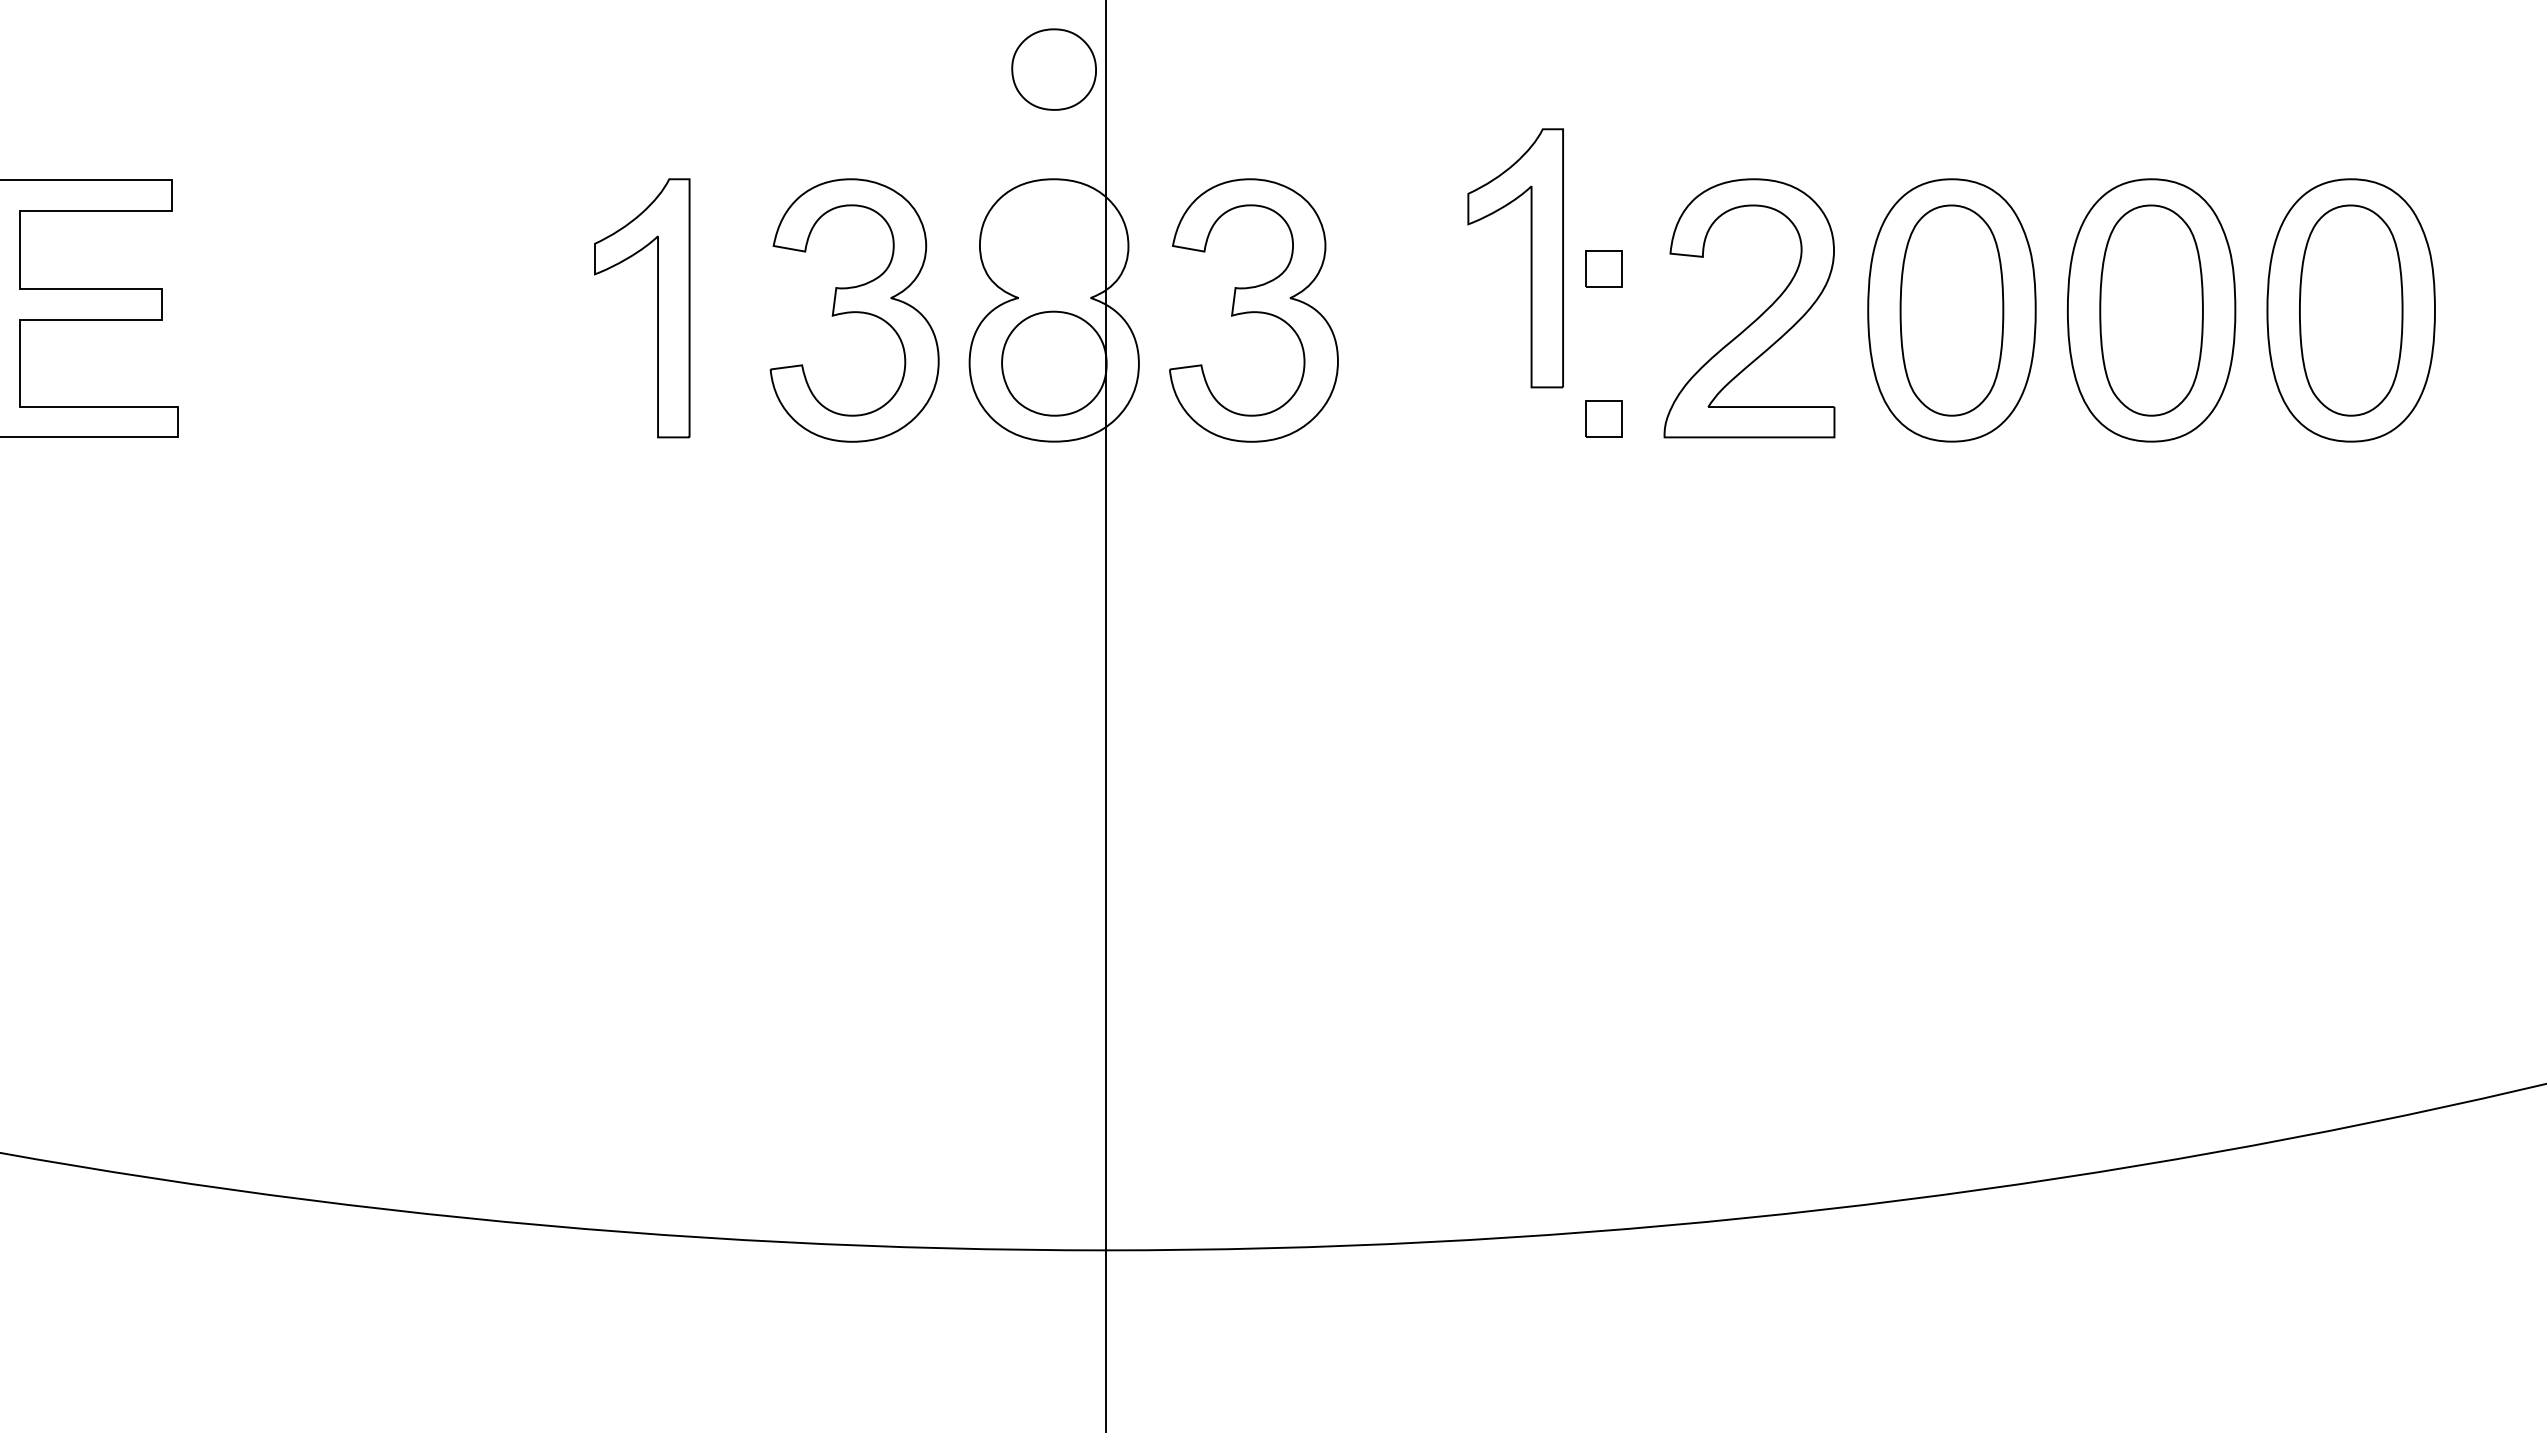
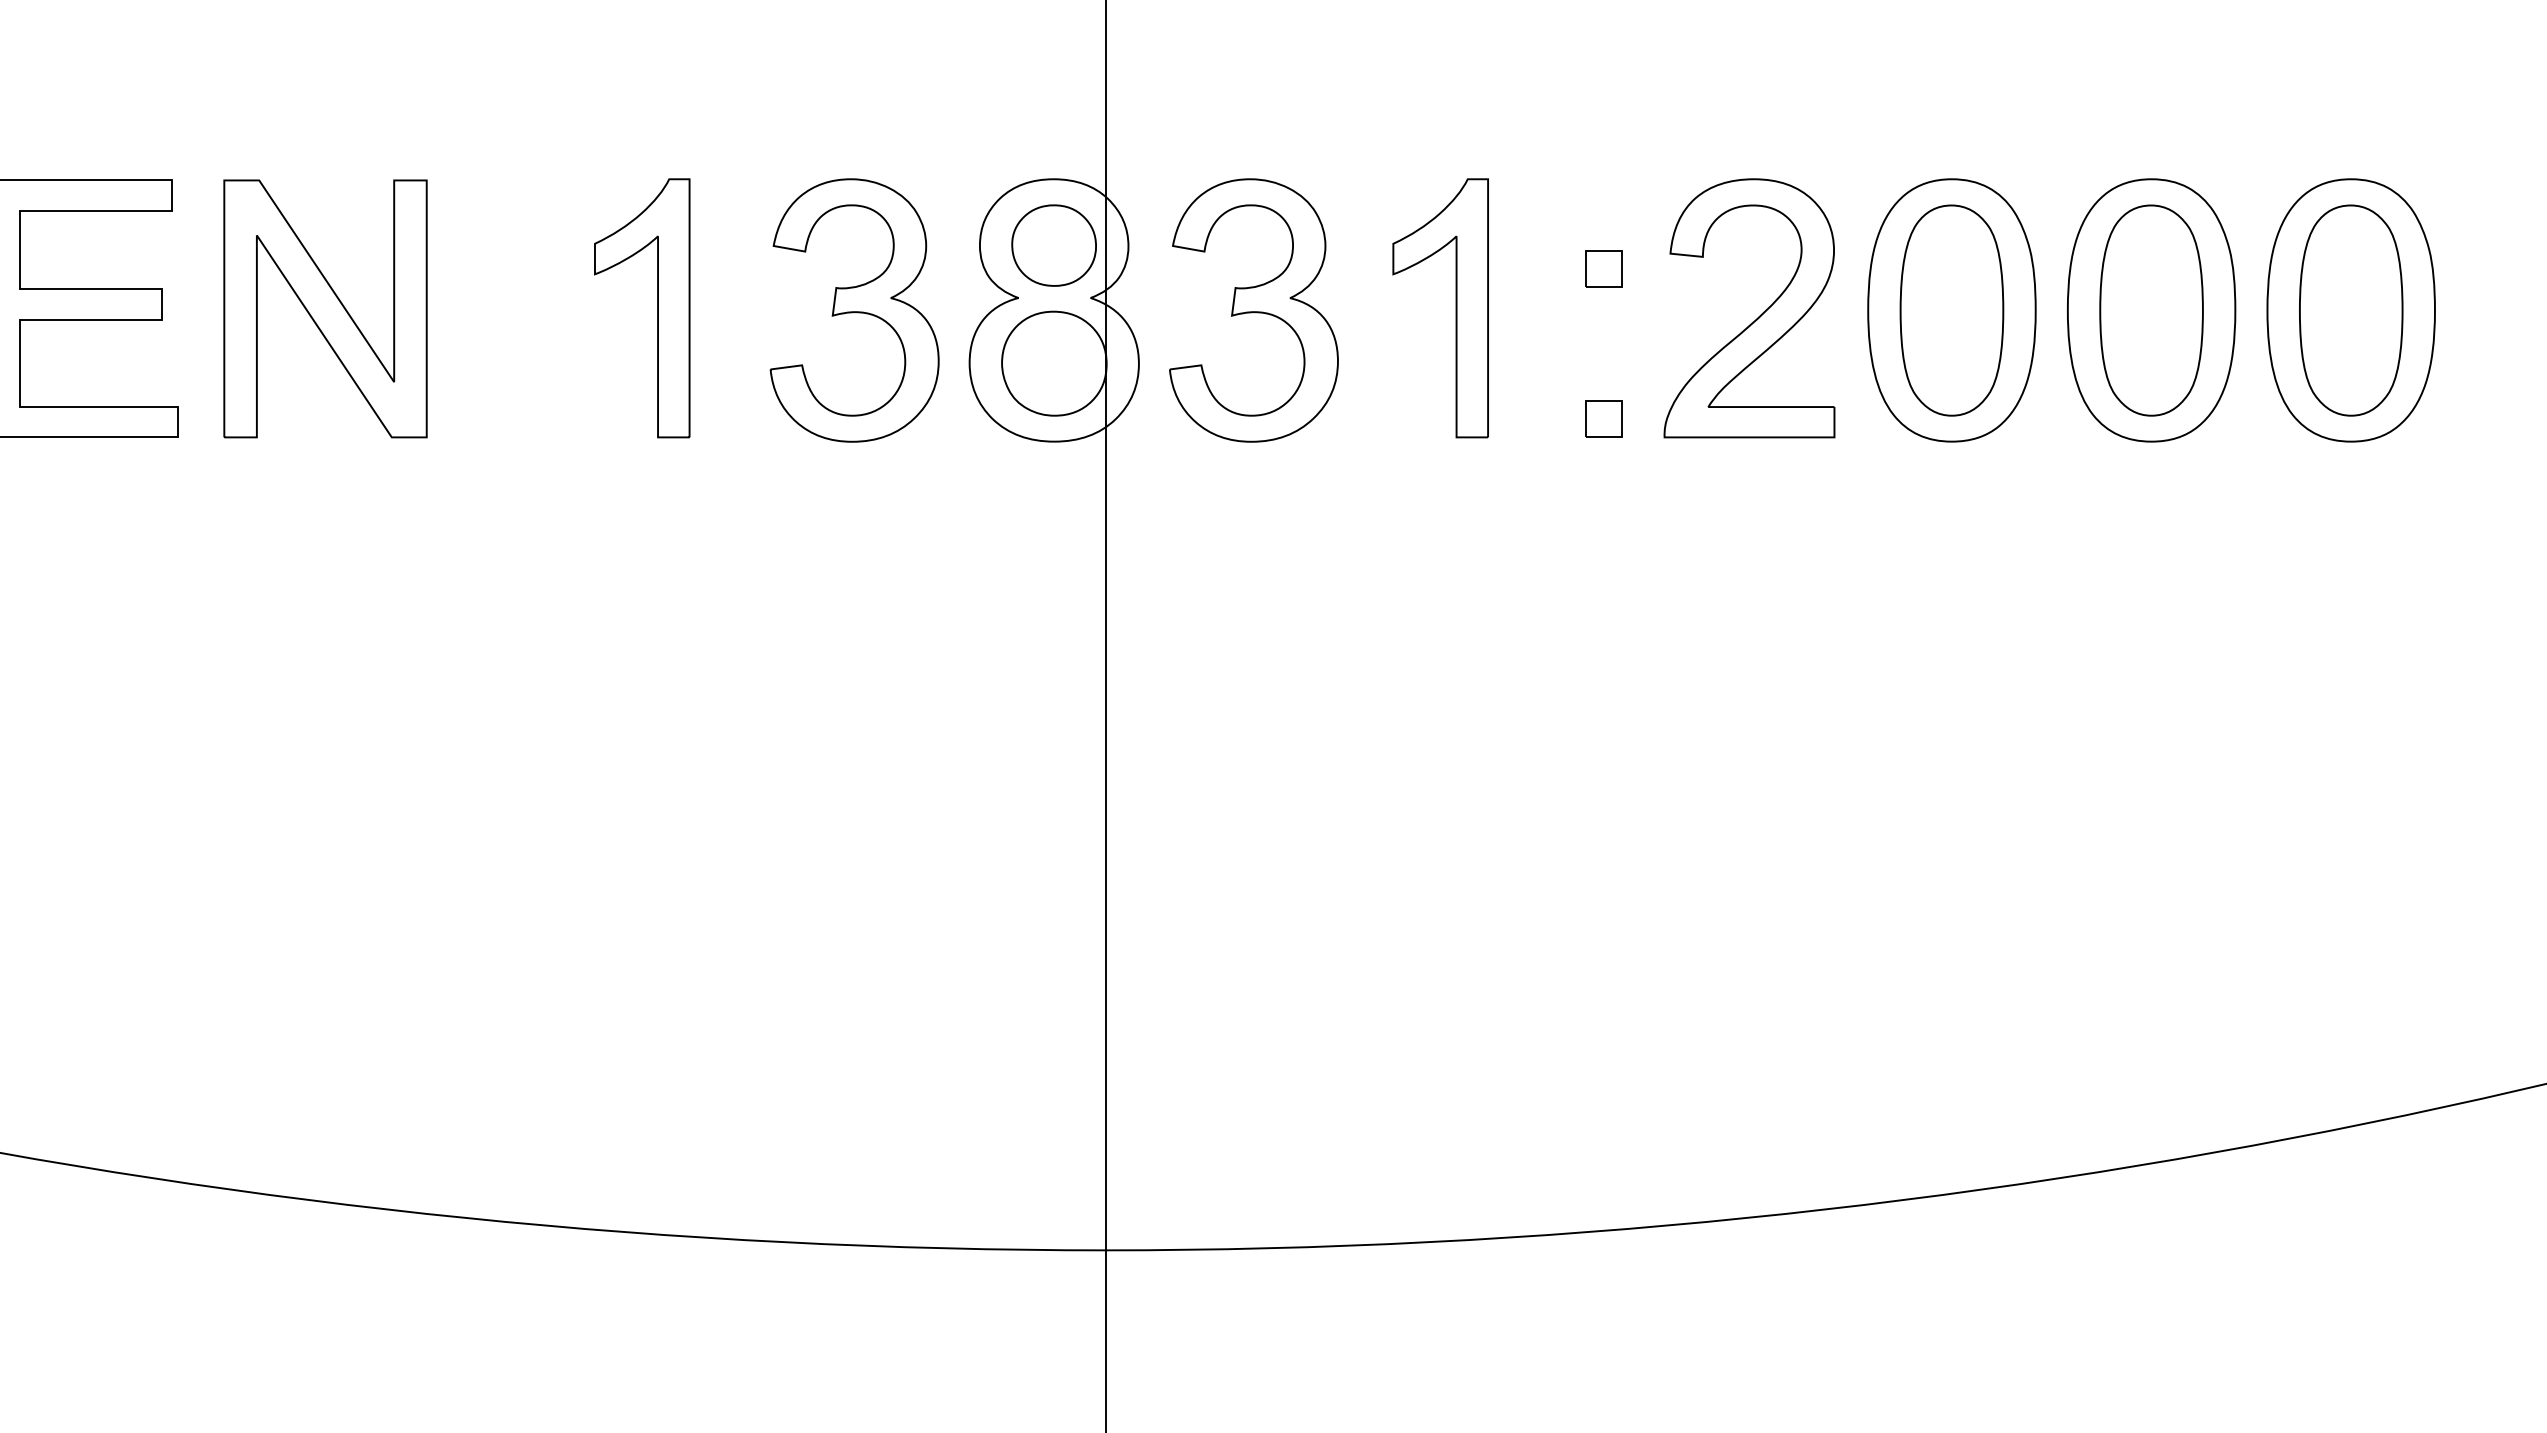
part position: (1053, 69) -> (1053, 245) (1053, 245)
part position: (1530, 258) -> (1455, 308) (1455, 308)
part: none -> present (325, 308)
